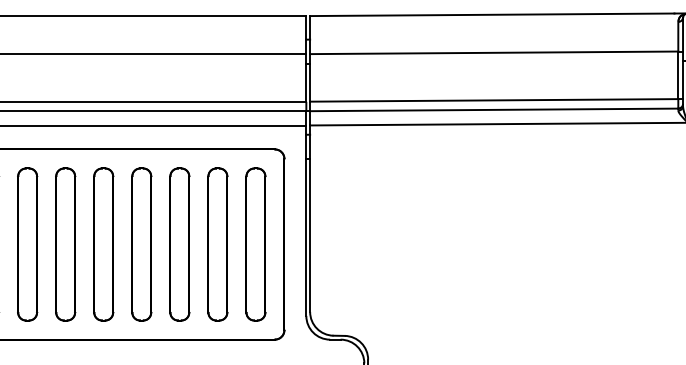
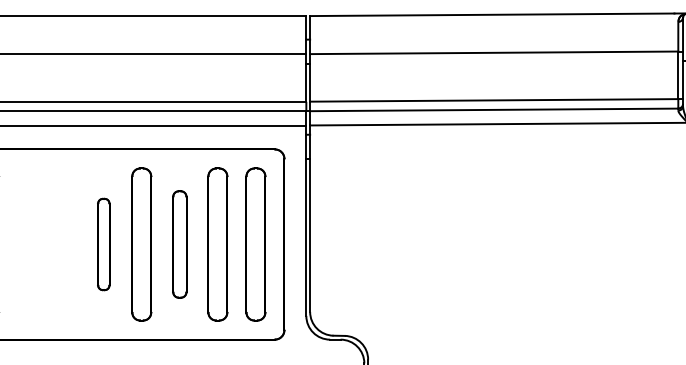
part: present -> none (27, 244)
part: present -> none (65, 244)
part size: 22x155 px -> 14x95 px (103, 244)
part size: 22x155 px -> 16x109 px (179, 244)
